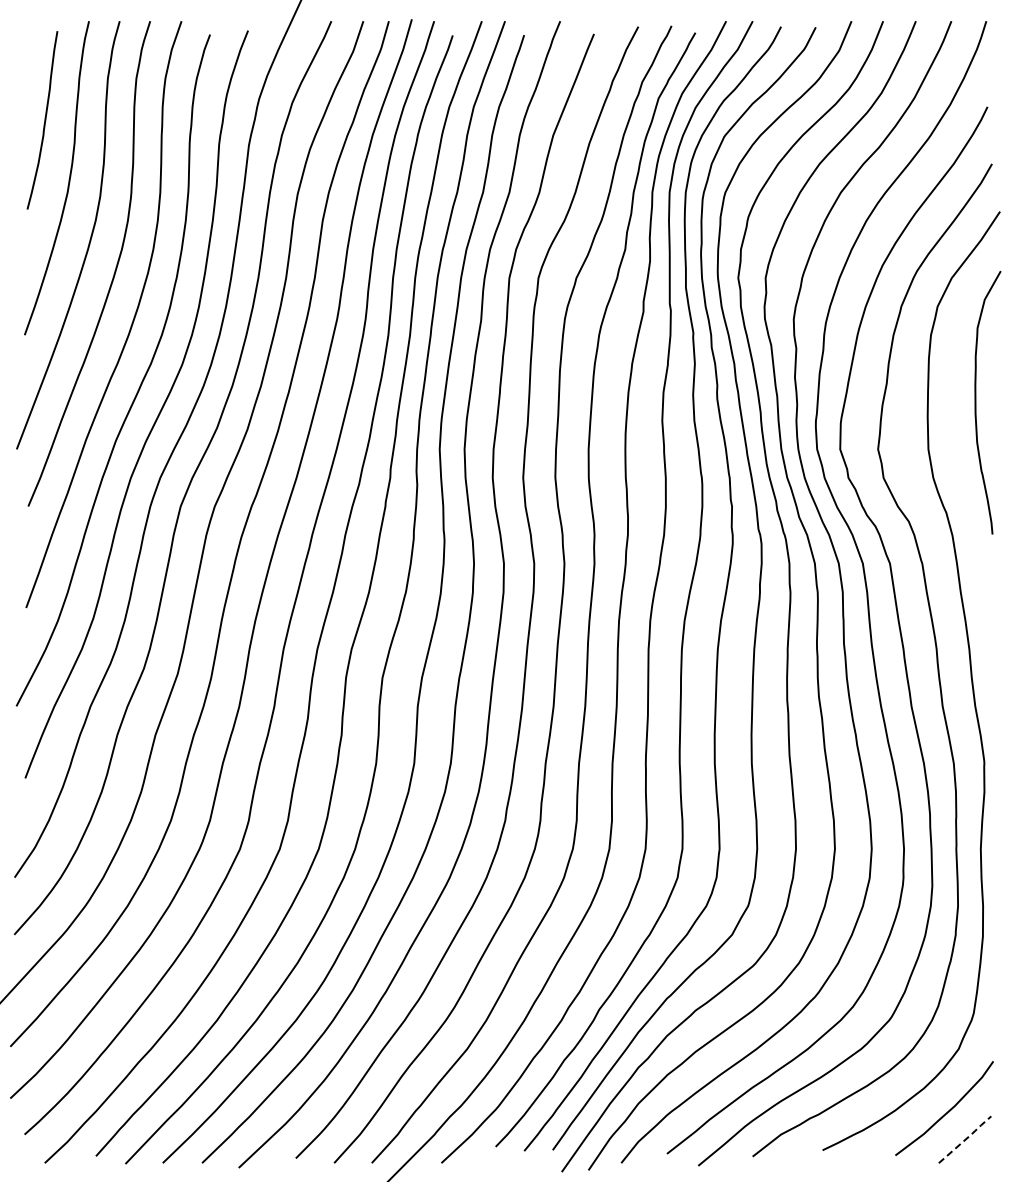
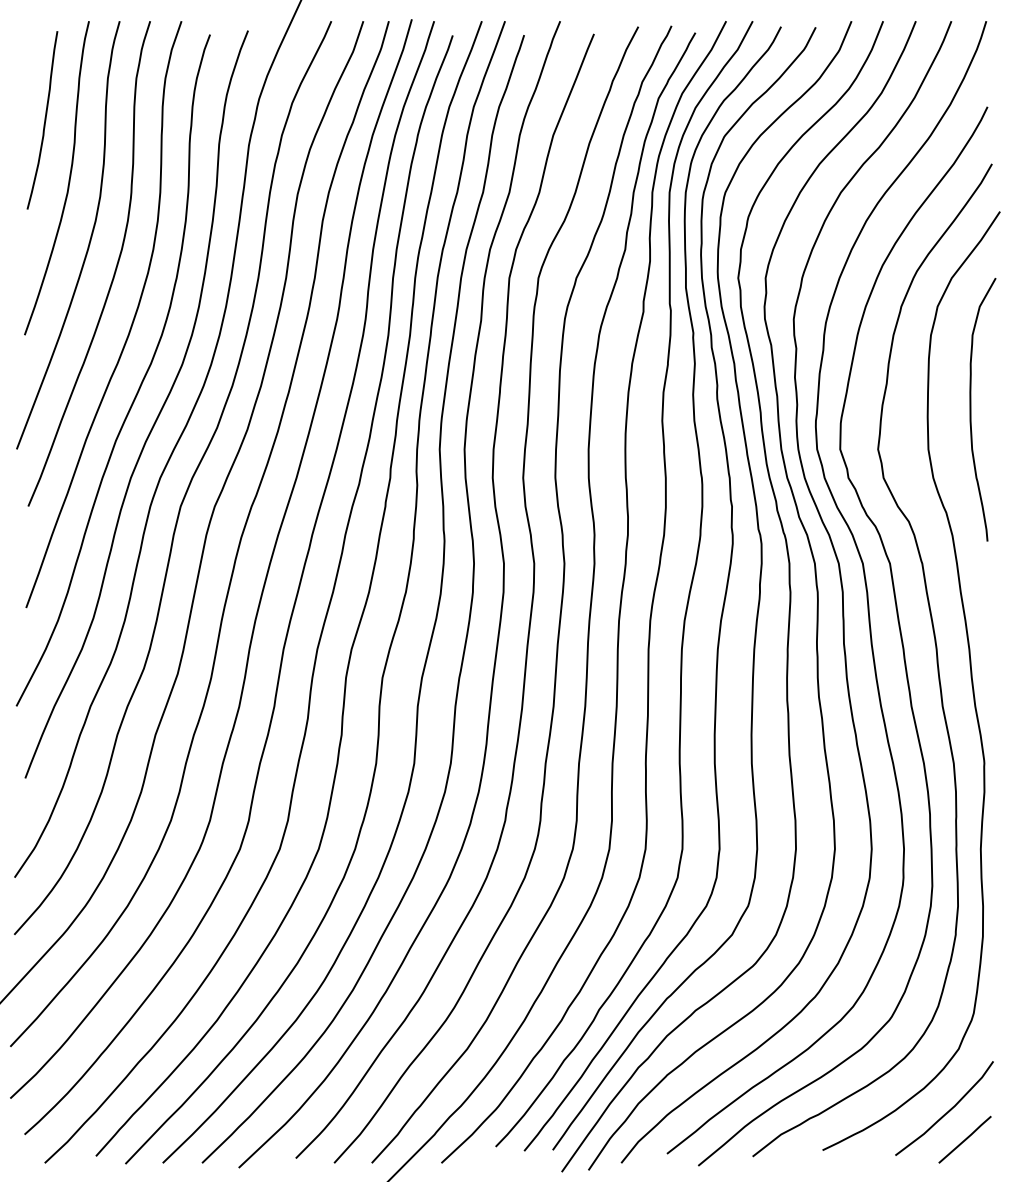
curve position: (976, 402) -> (971, 409) (971, 409)
line: dashed -> solid (966, 1139)
